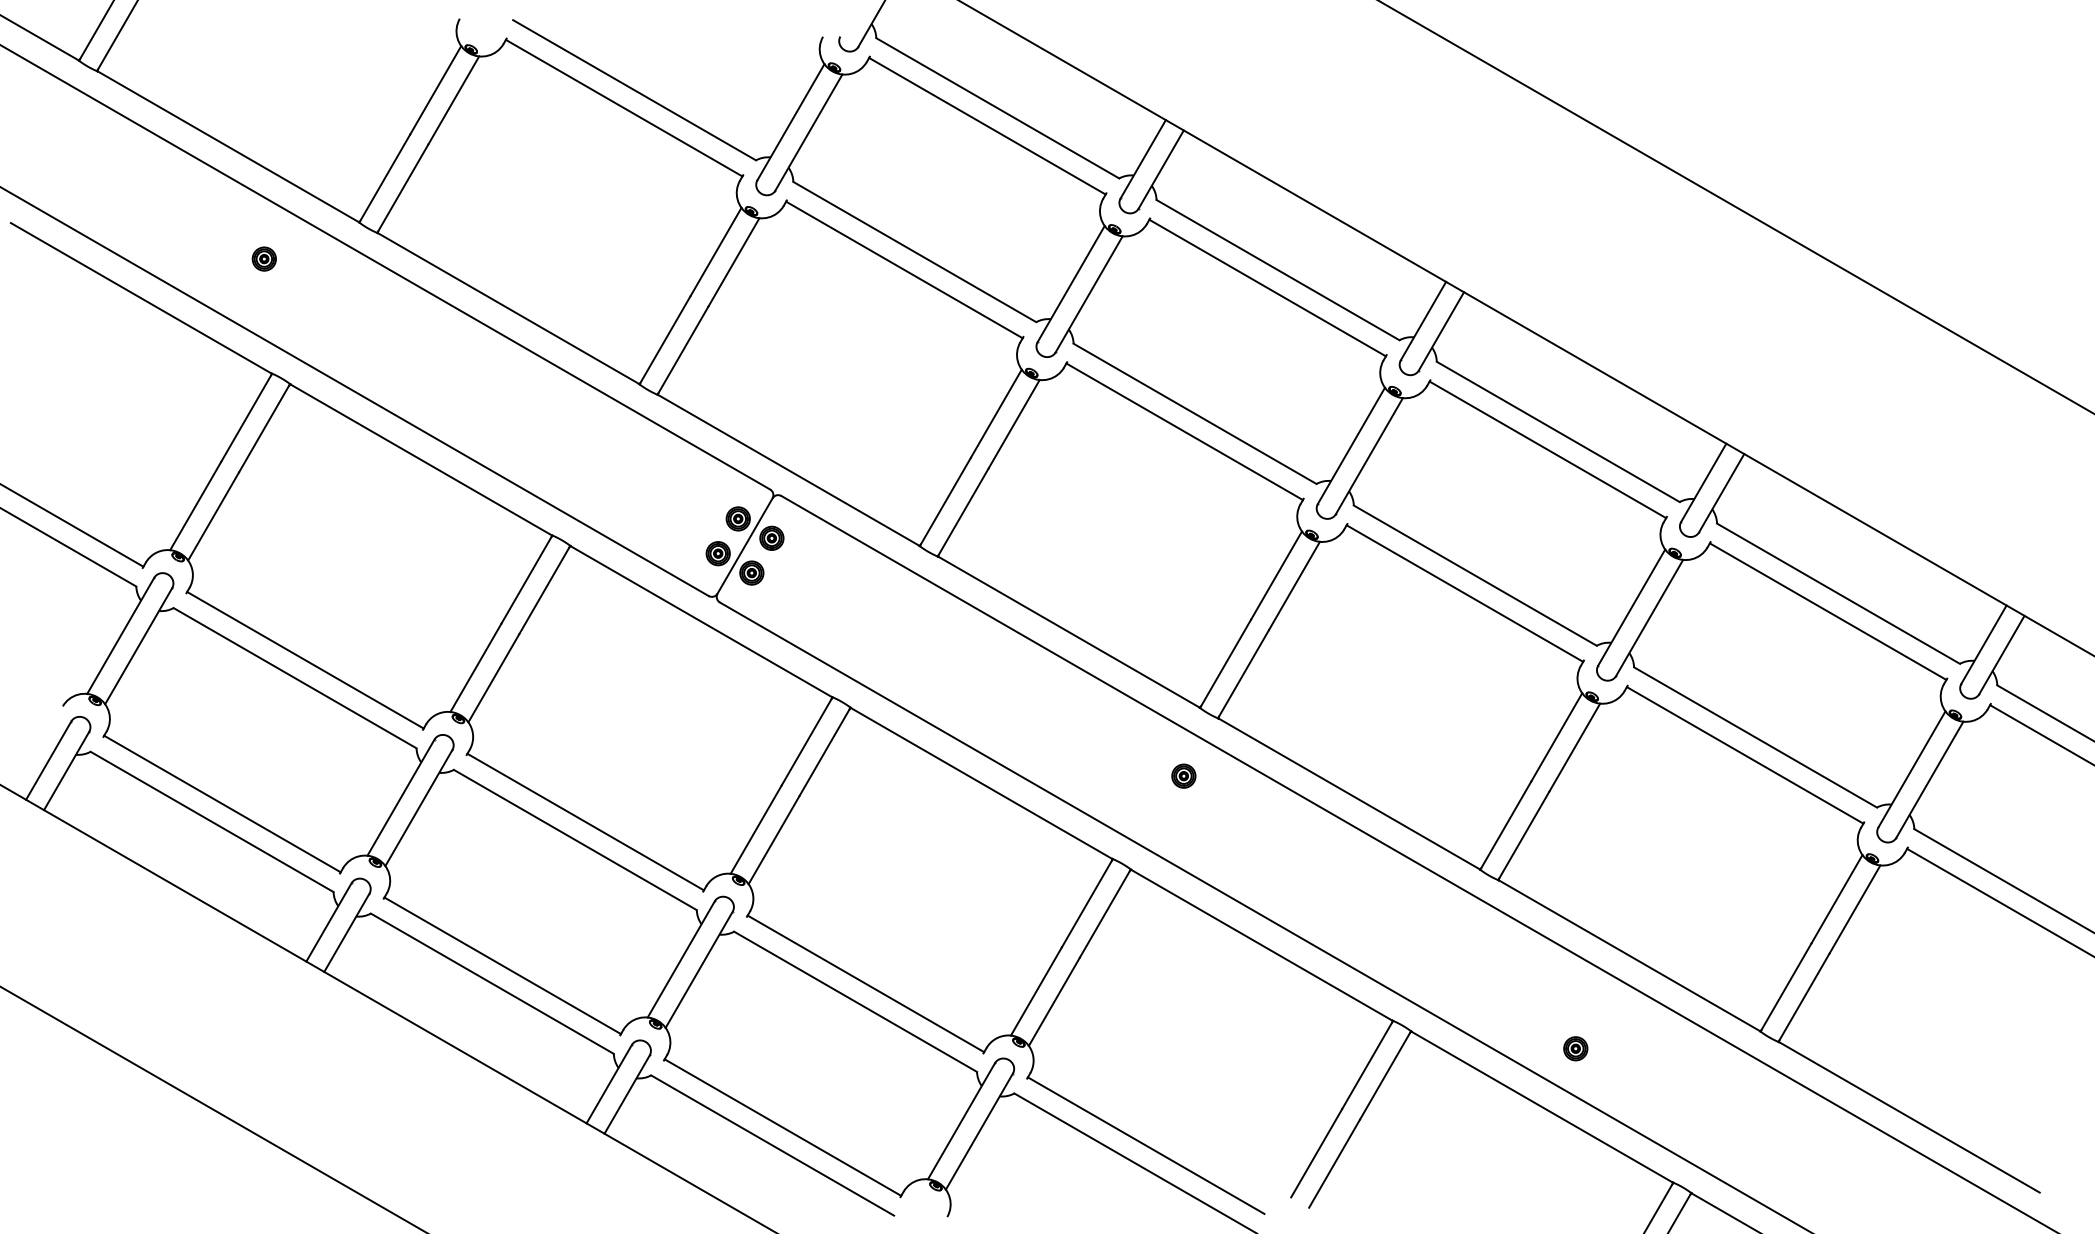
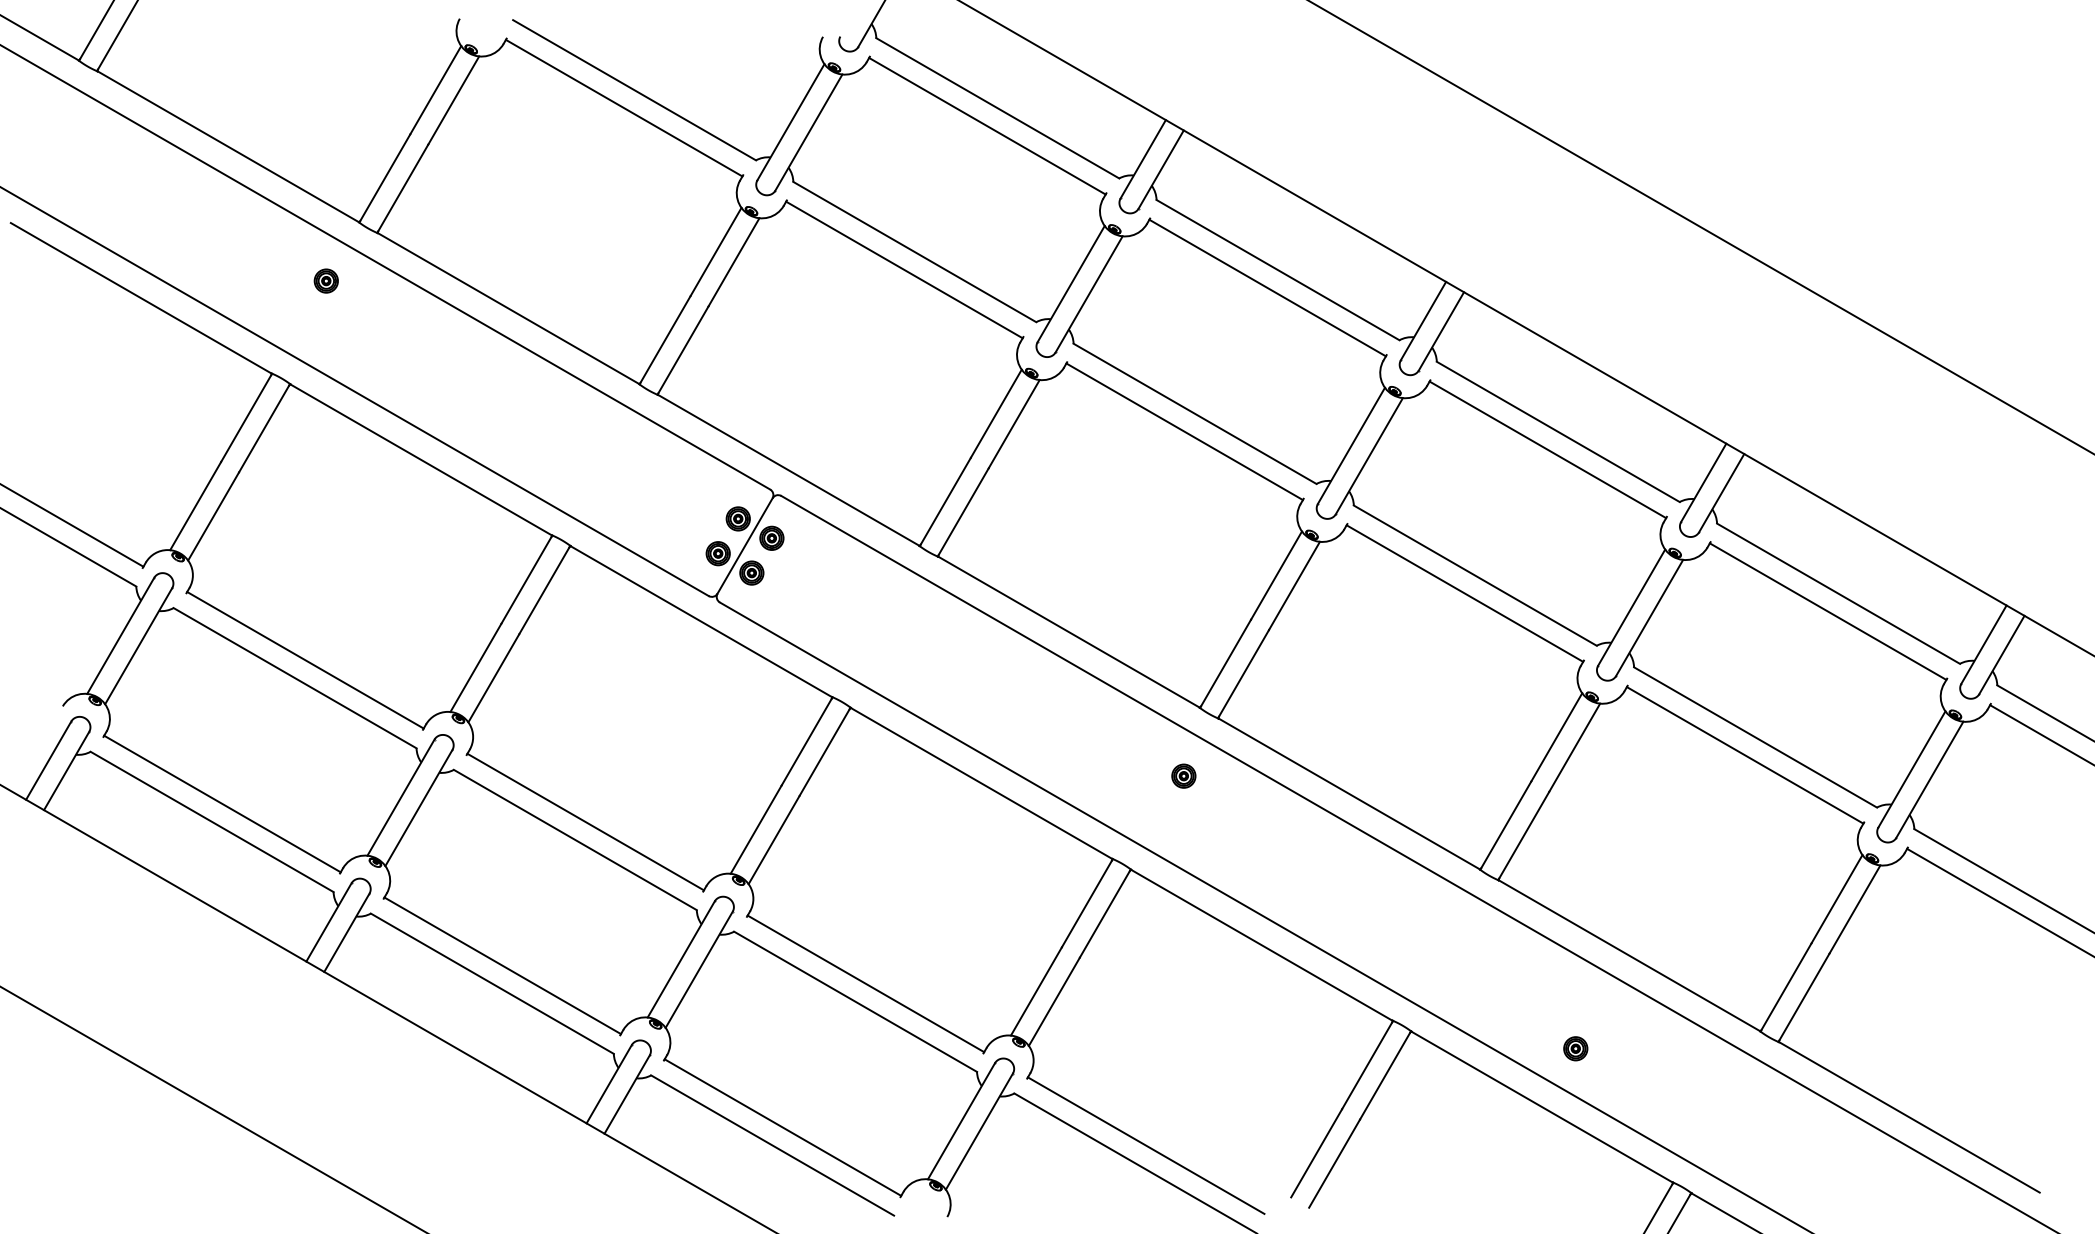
line position: (1736, 207) -> (1701, 227) (1701, 227)
part position: (263, 258) -> (325, 280) (325, 280)
